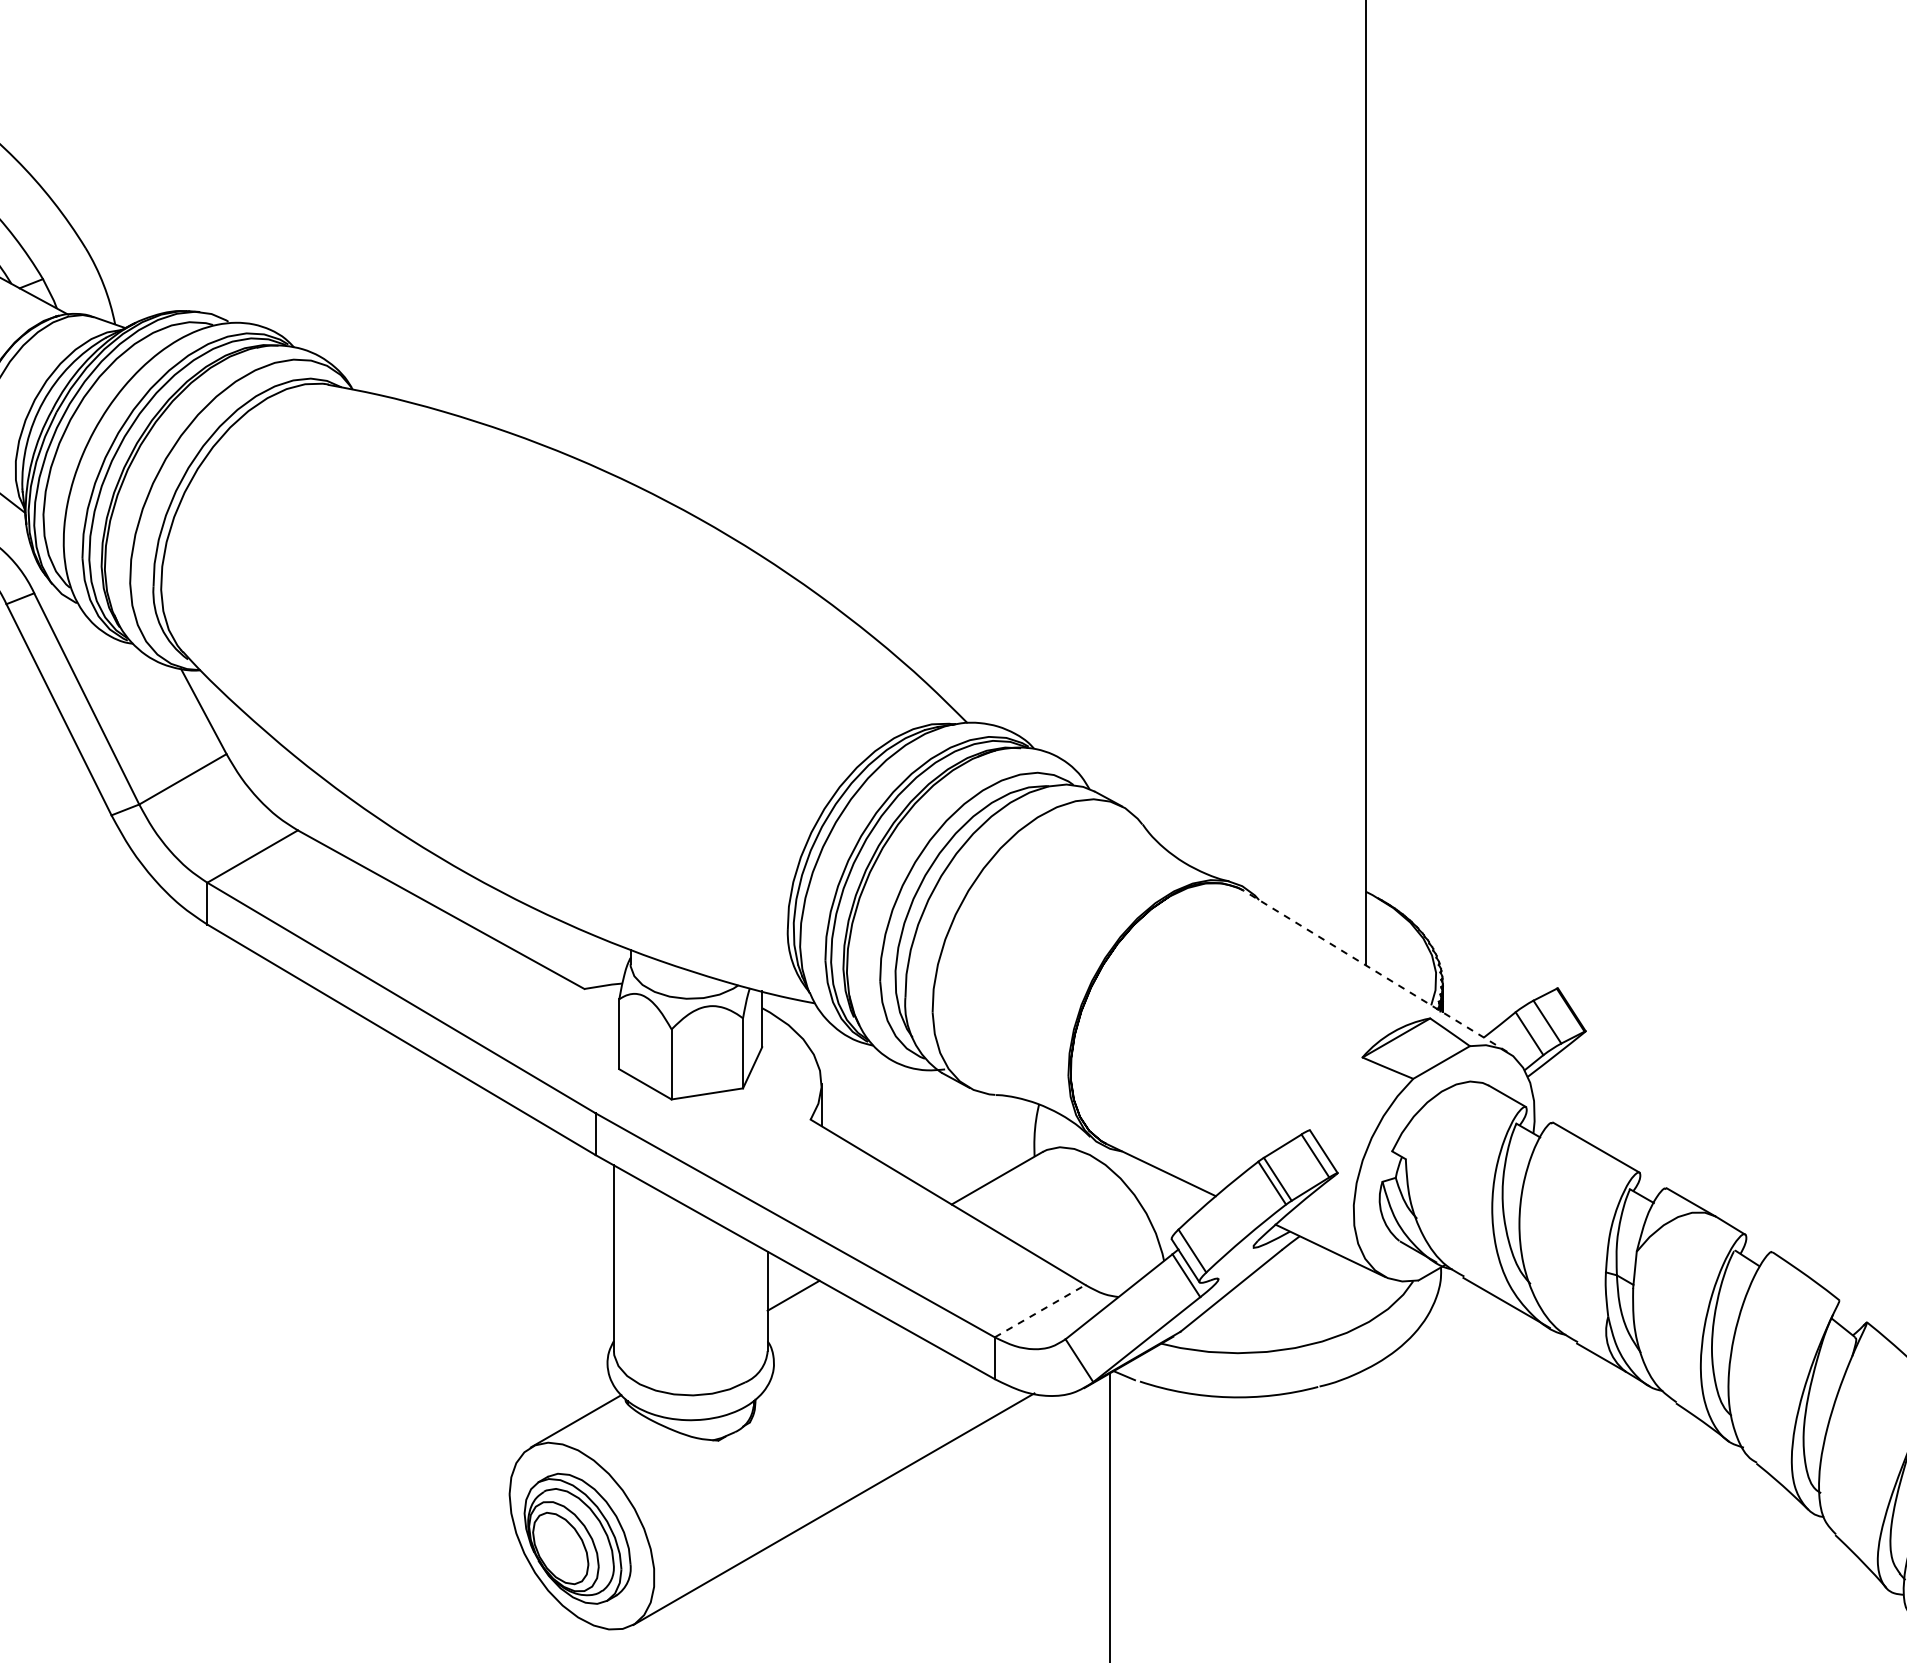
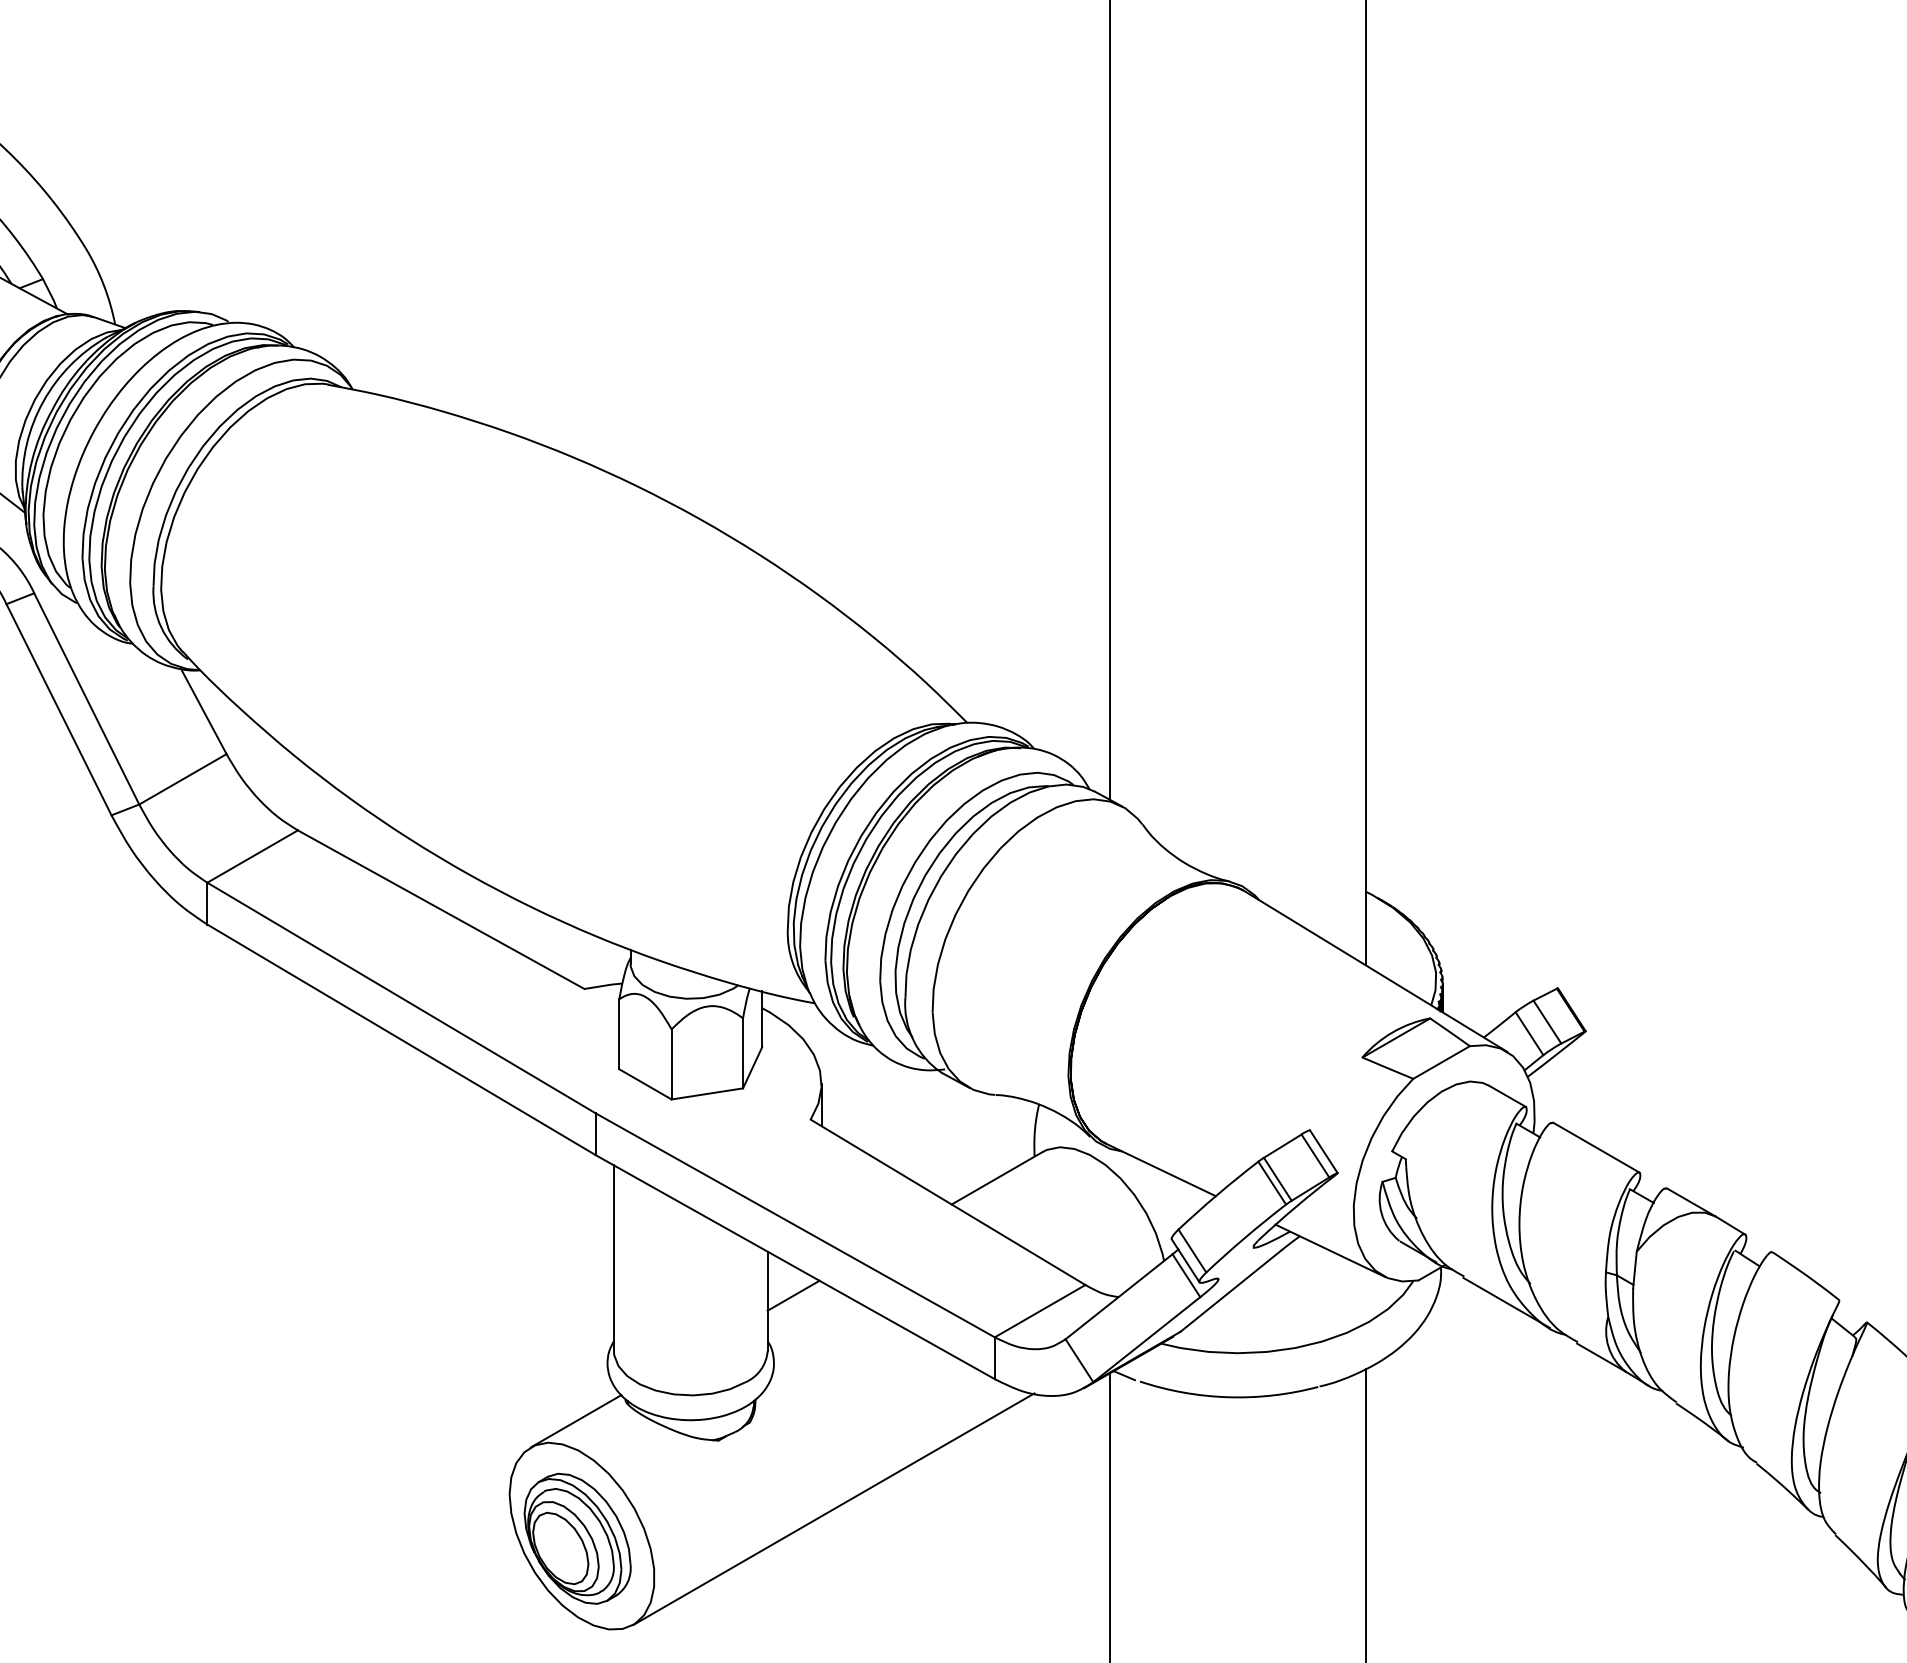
line: none -> present (1109, 400)
line: dashed -> solid (1375, 971)
line: dashed -> solid (1040, 1310)
line: none -> present (1365, 1513)
